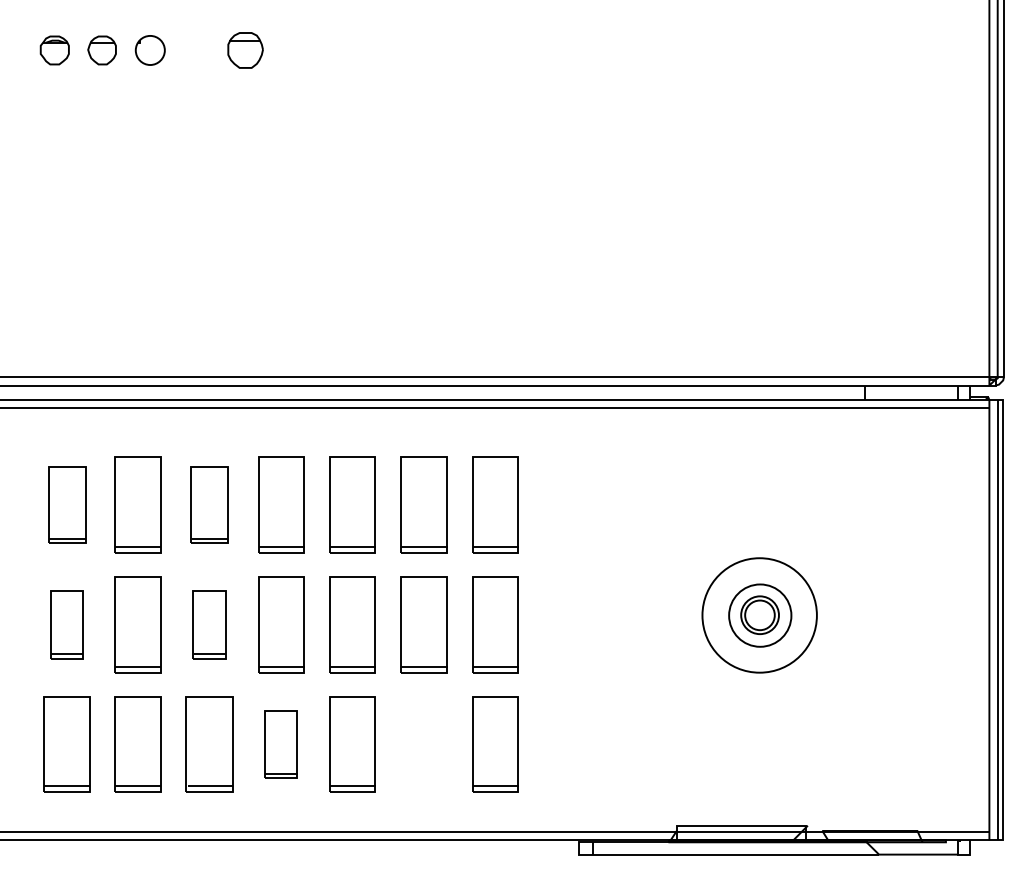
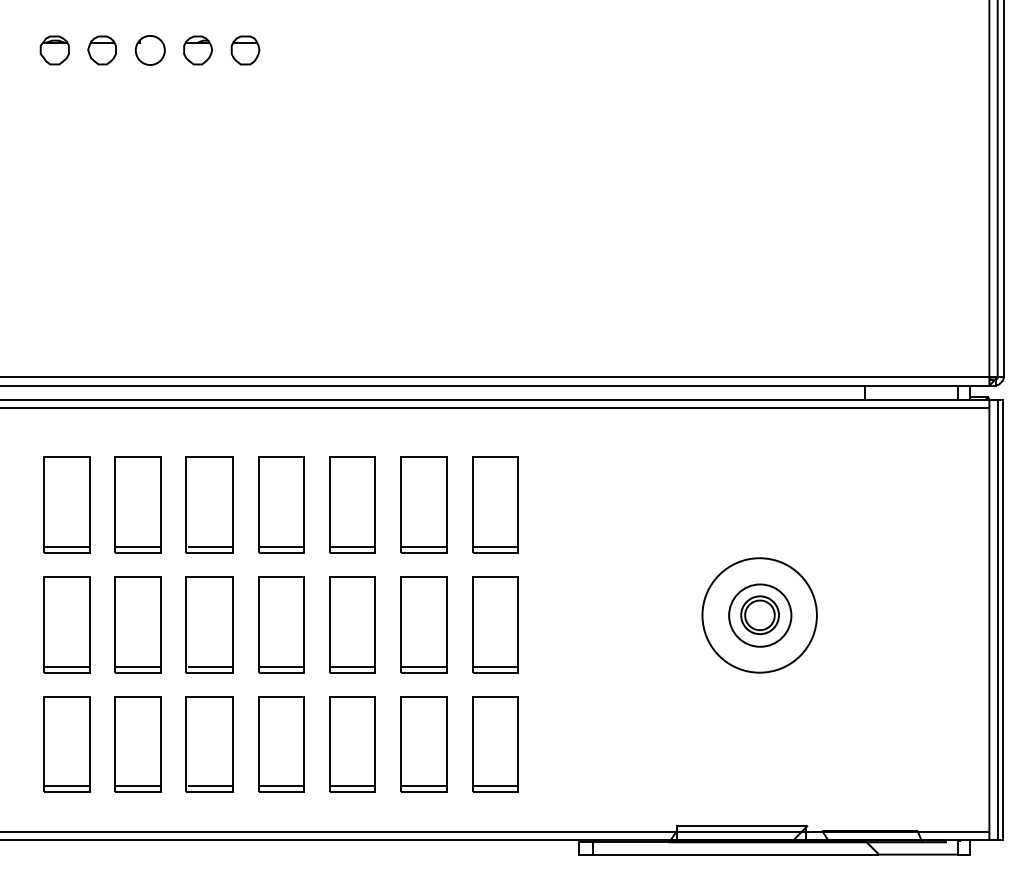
part: none -> present (197, 50)
part size: 37x37 px -> 31x31 px (245, 50)
part size: 39x78 px -> 48x98 px (66, 504)
part size: 39x78 px -> 49x98 px (209, 504)
part size: 34x70 px -> 48x98 px (66, 624)
part size: 35x70 px -> 49x98 px (209, 624)
part size: 34x69 px -> 47x97 px (281, 744)
part: none -> present (423, 744)
